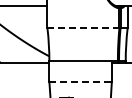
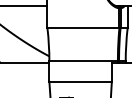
line: dashed -> solid (83, 28)
line: dashed -> solid (81, 81)
